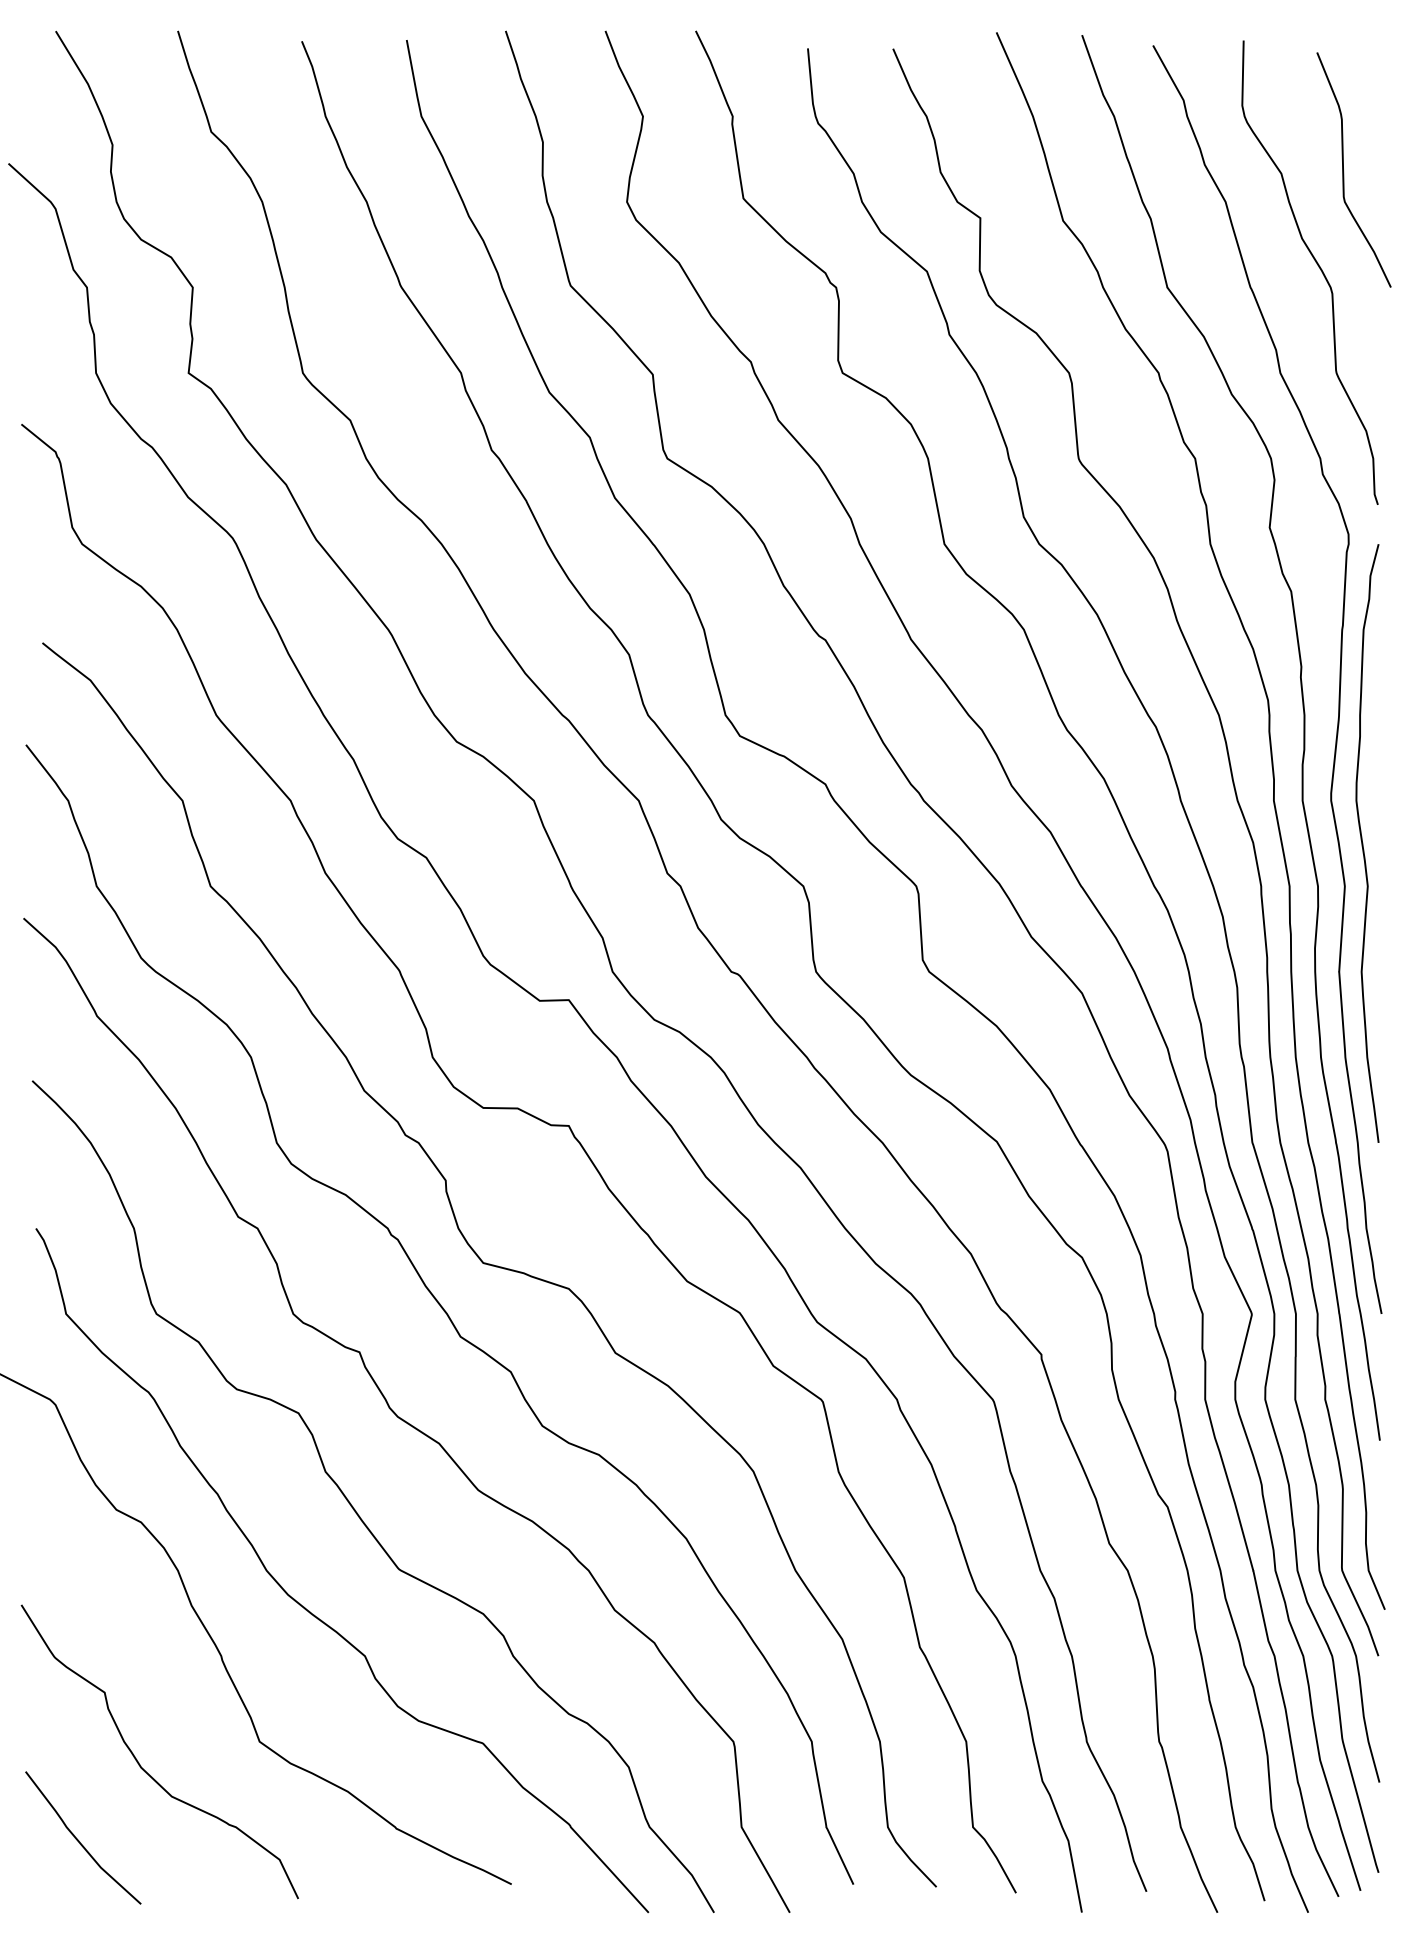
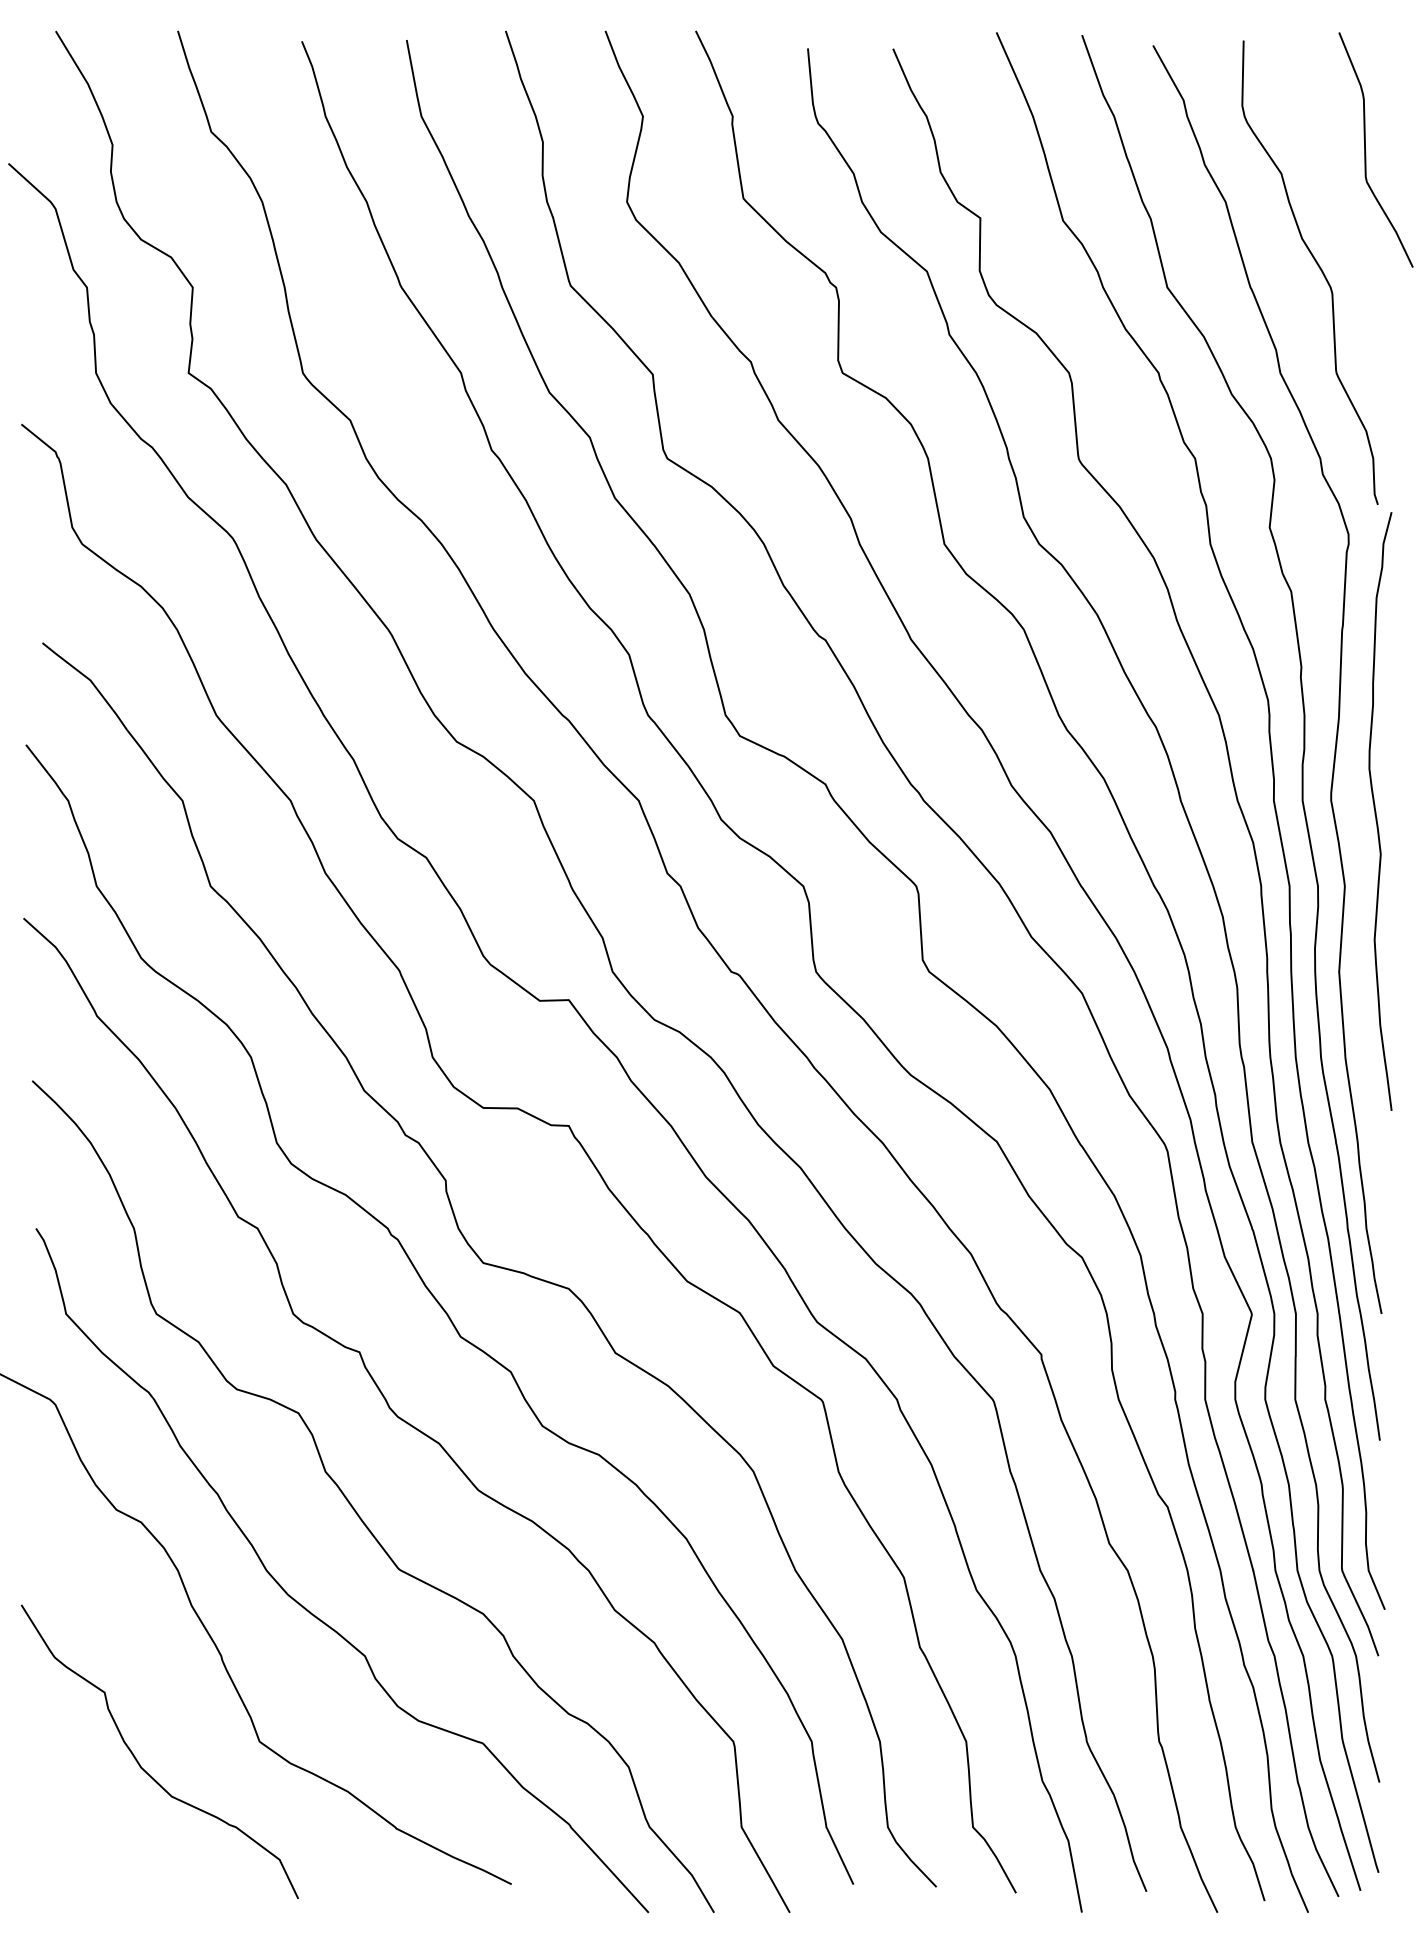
curve position: (1344, 172) -> (1366, 152) (1366, 152)
curve position: (1363, 843) -> (1376, 811) (1376, 811)
curve: present -> none (79, 1840)
